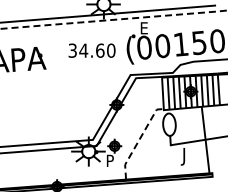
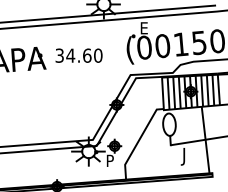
line: dashed -> solid (113, 19)
text position: (91, 50) -> (78, 55) (78, 55)
line: dashed -> solid (139, 139)
